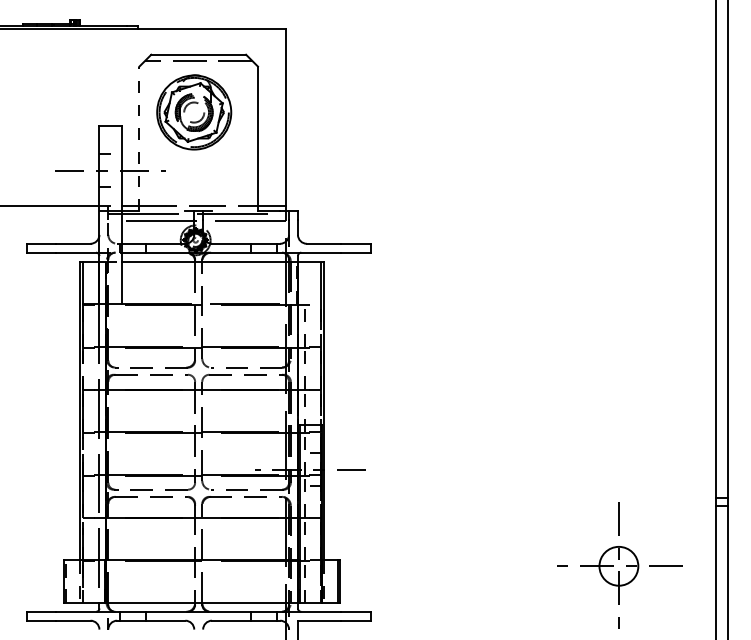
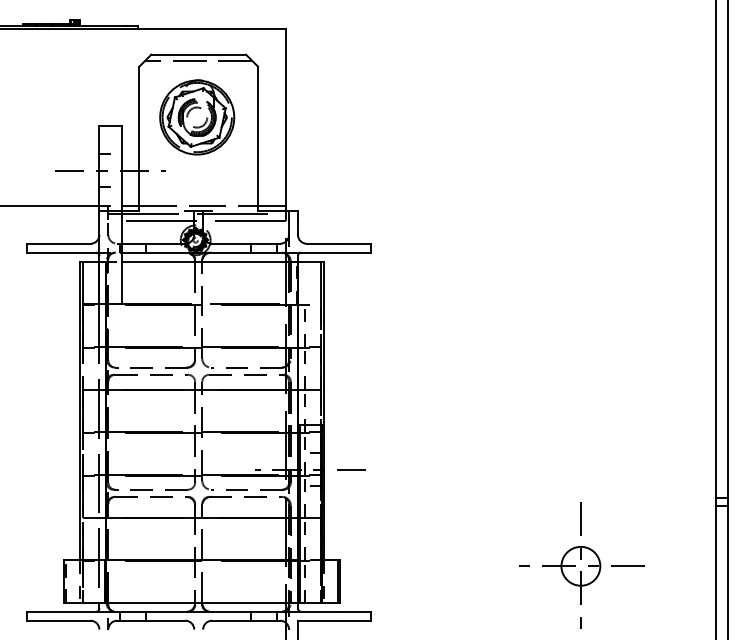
part position: (194, 112) -> (197, 117) (197, 117)
line: dashed -> solid (139, 138)
part position: (619, 565) -> (581, 565) (581, 565)
